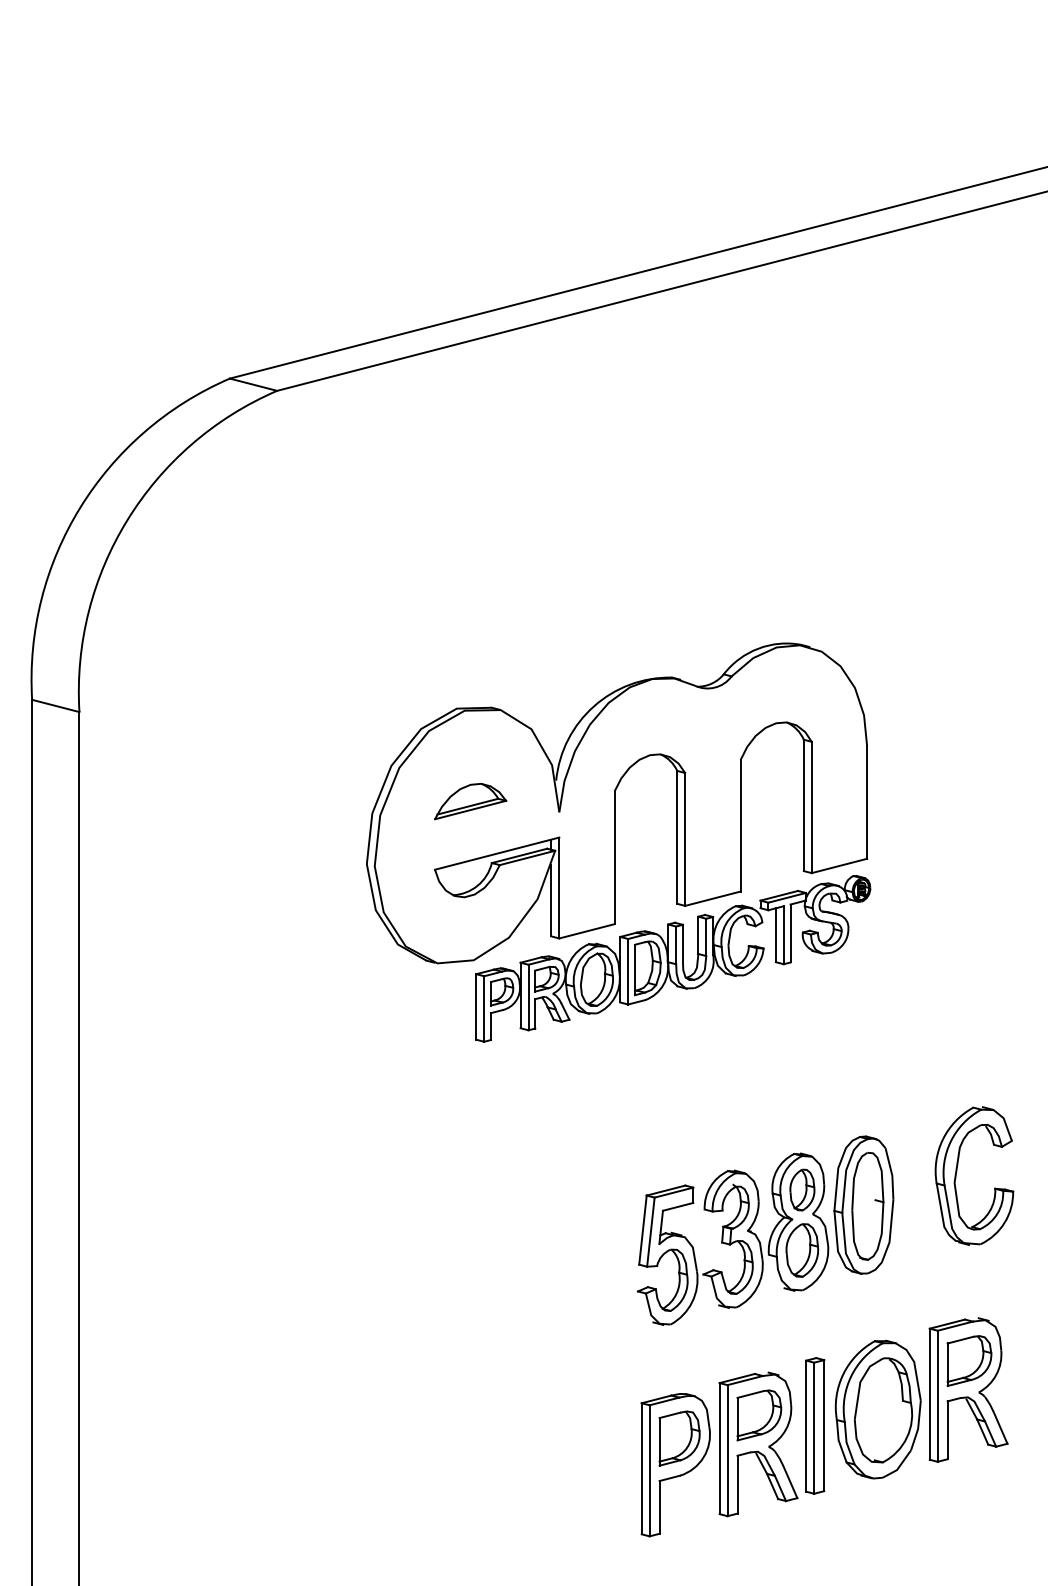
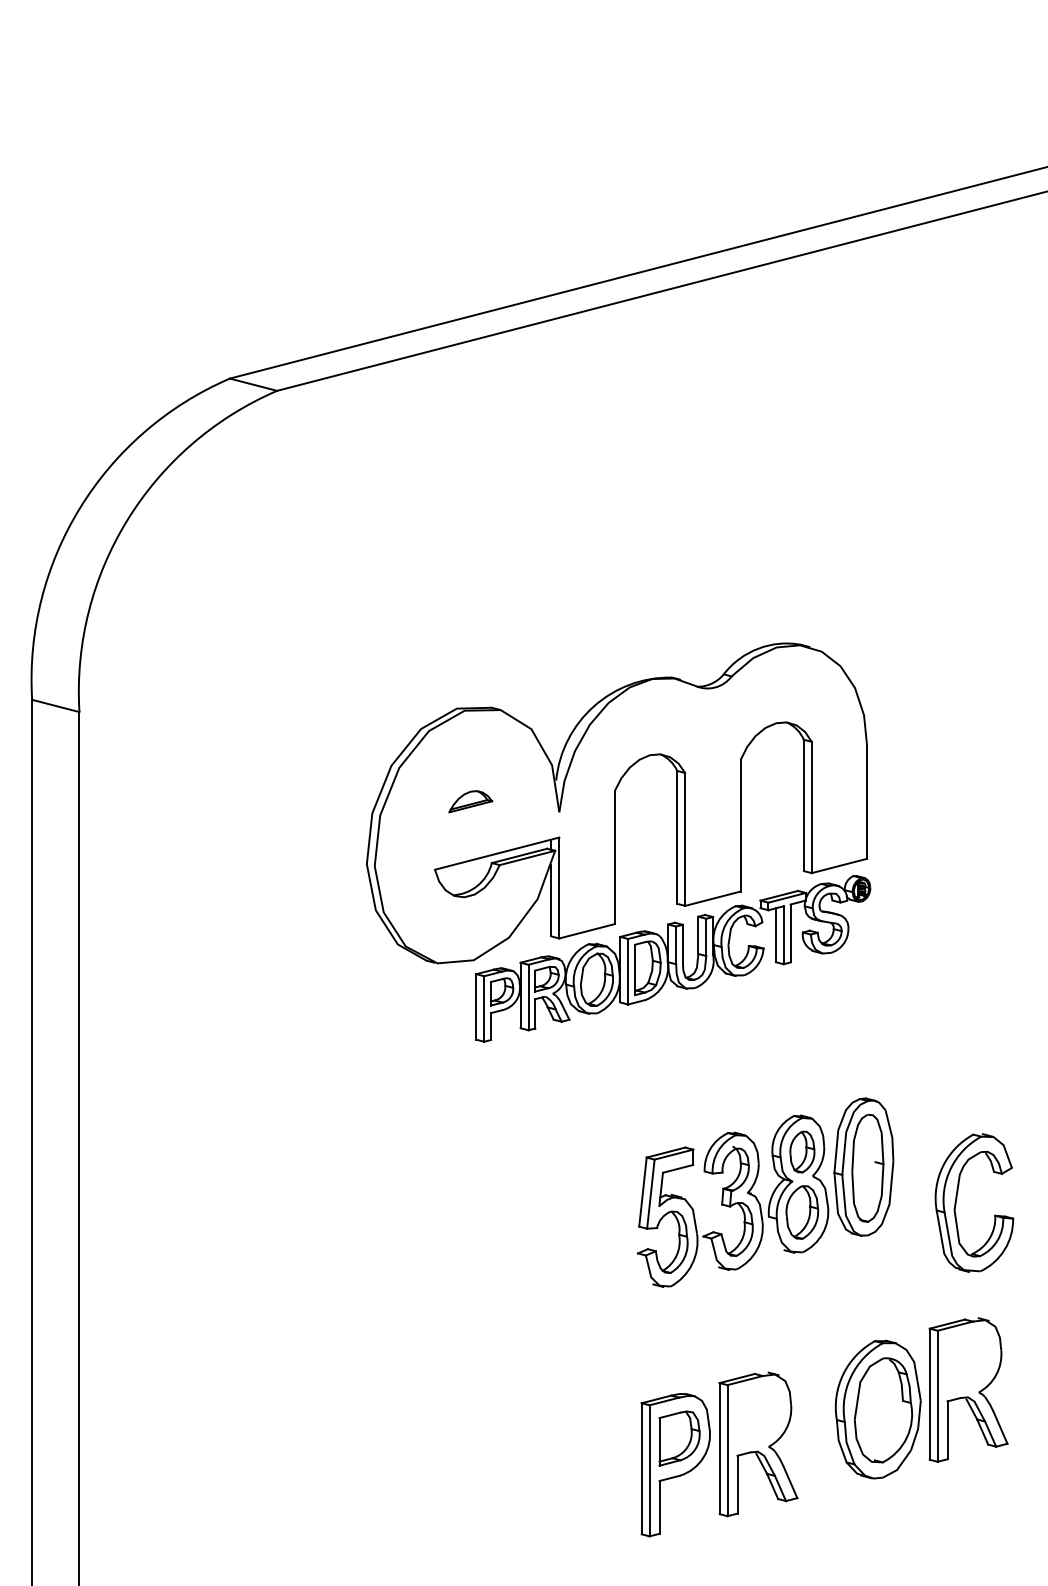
part size: 74x38 px -> 46x24 px (470, 801)
part position: (957, 1171) -> (957, 1198) (957, 1198)
part position: (771, 1232) -> (771, 1194) (771, 1194)
part: present -> none (969, 1360)
part: present -> none (759, 1415)
part: present -> none (815, 1425)
